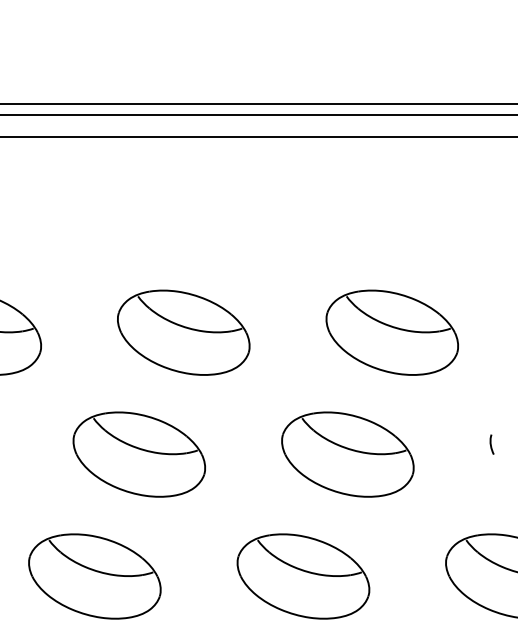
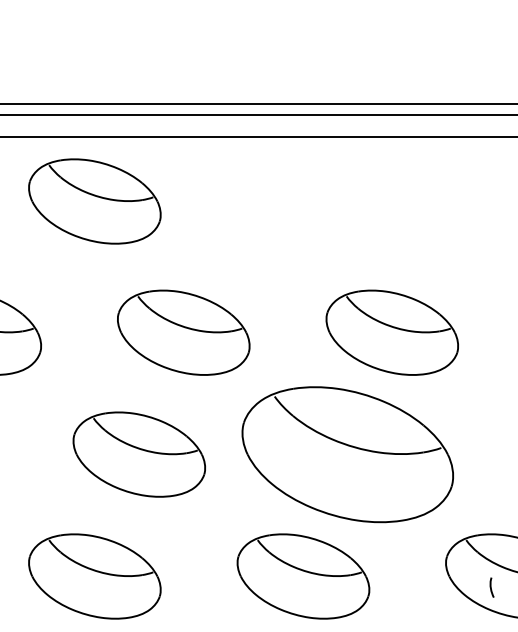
part: none -> present (94, 201)
curve position: (491, 444) -> (491, 587) (491, 587)
part size: 134x87 px -> 213x138 px (347, 454)
